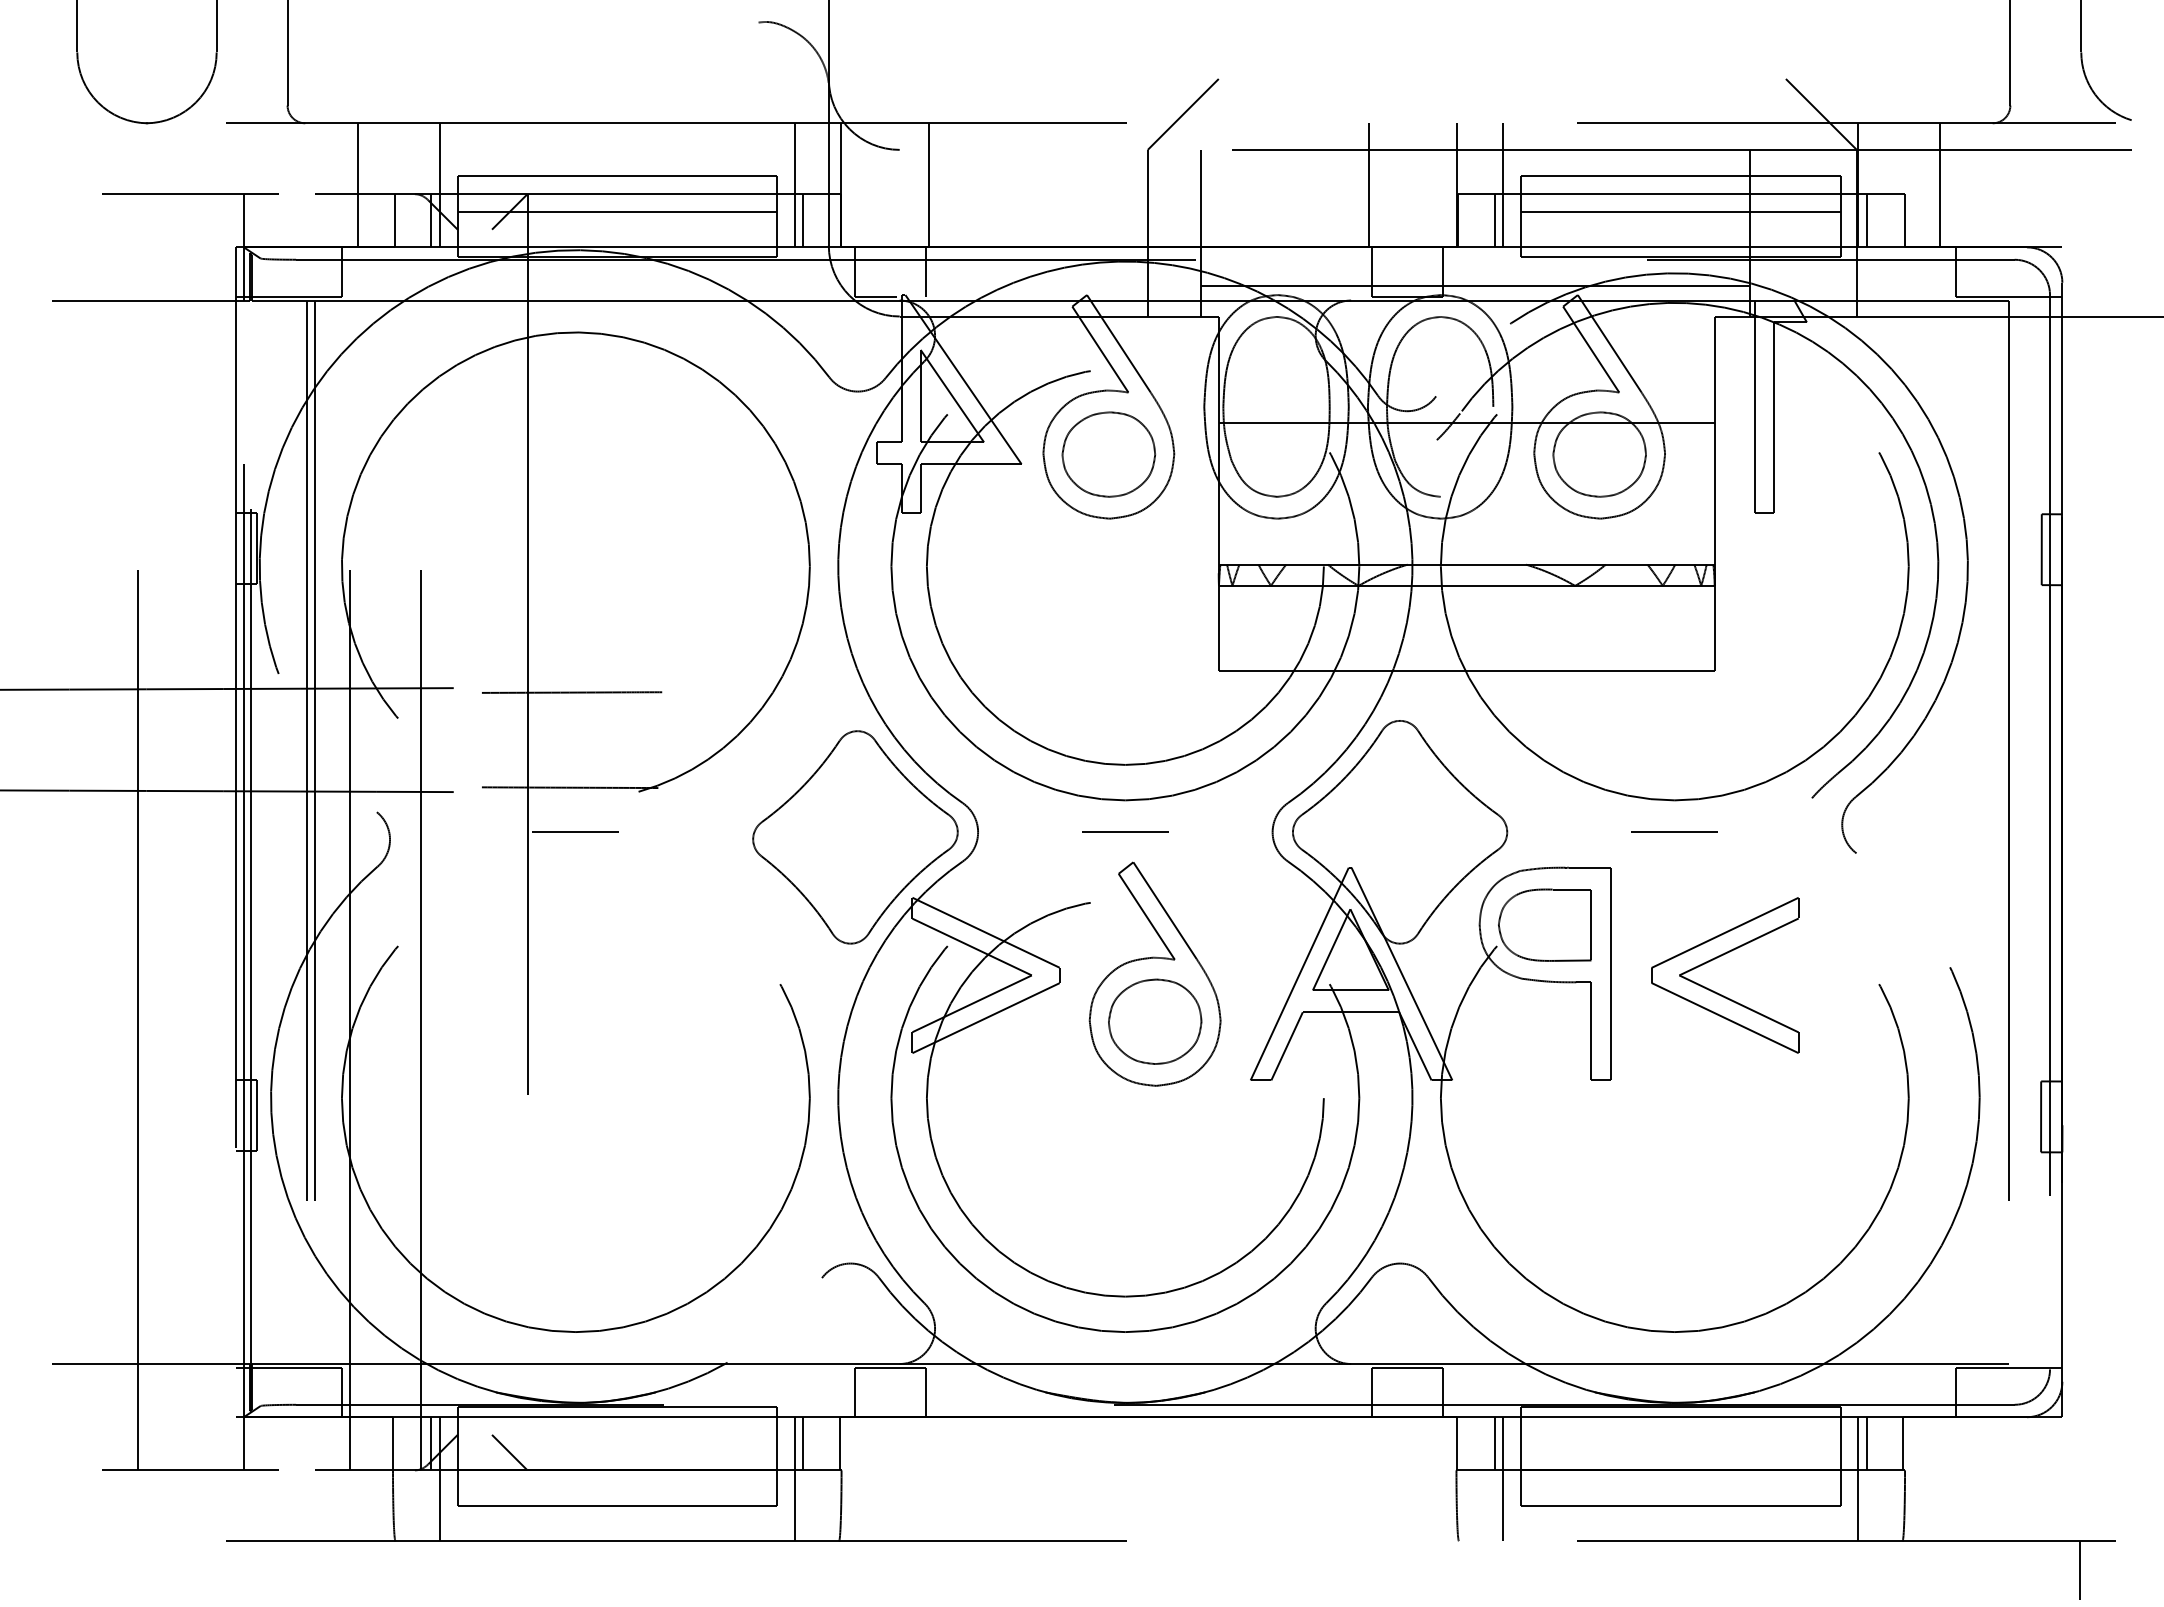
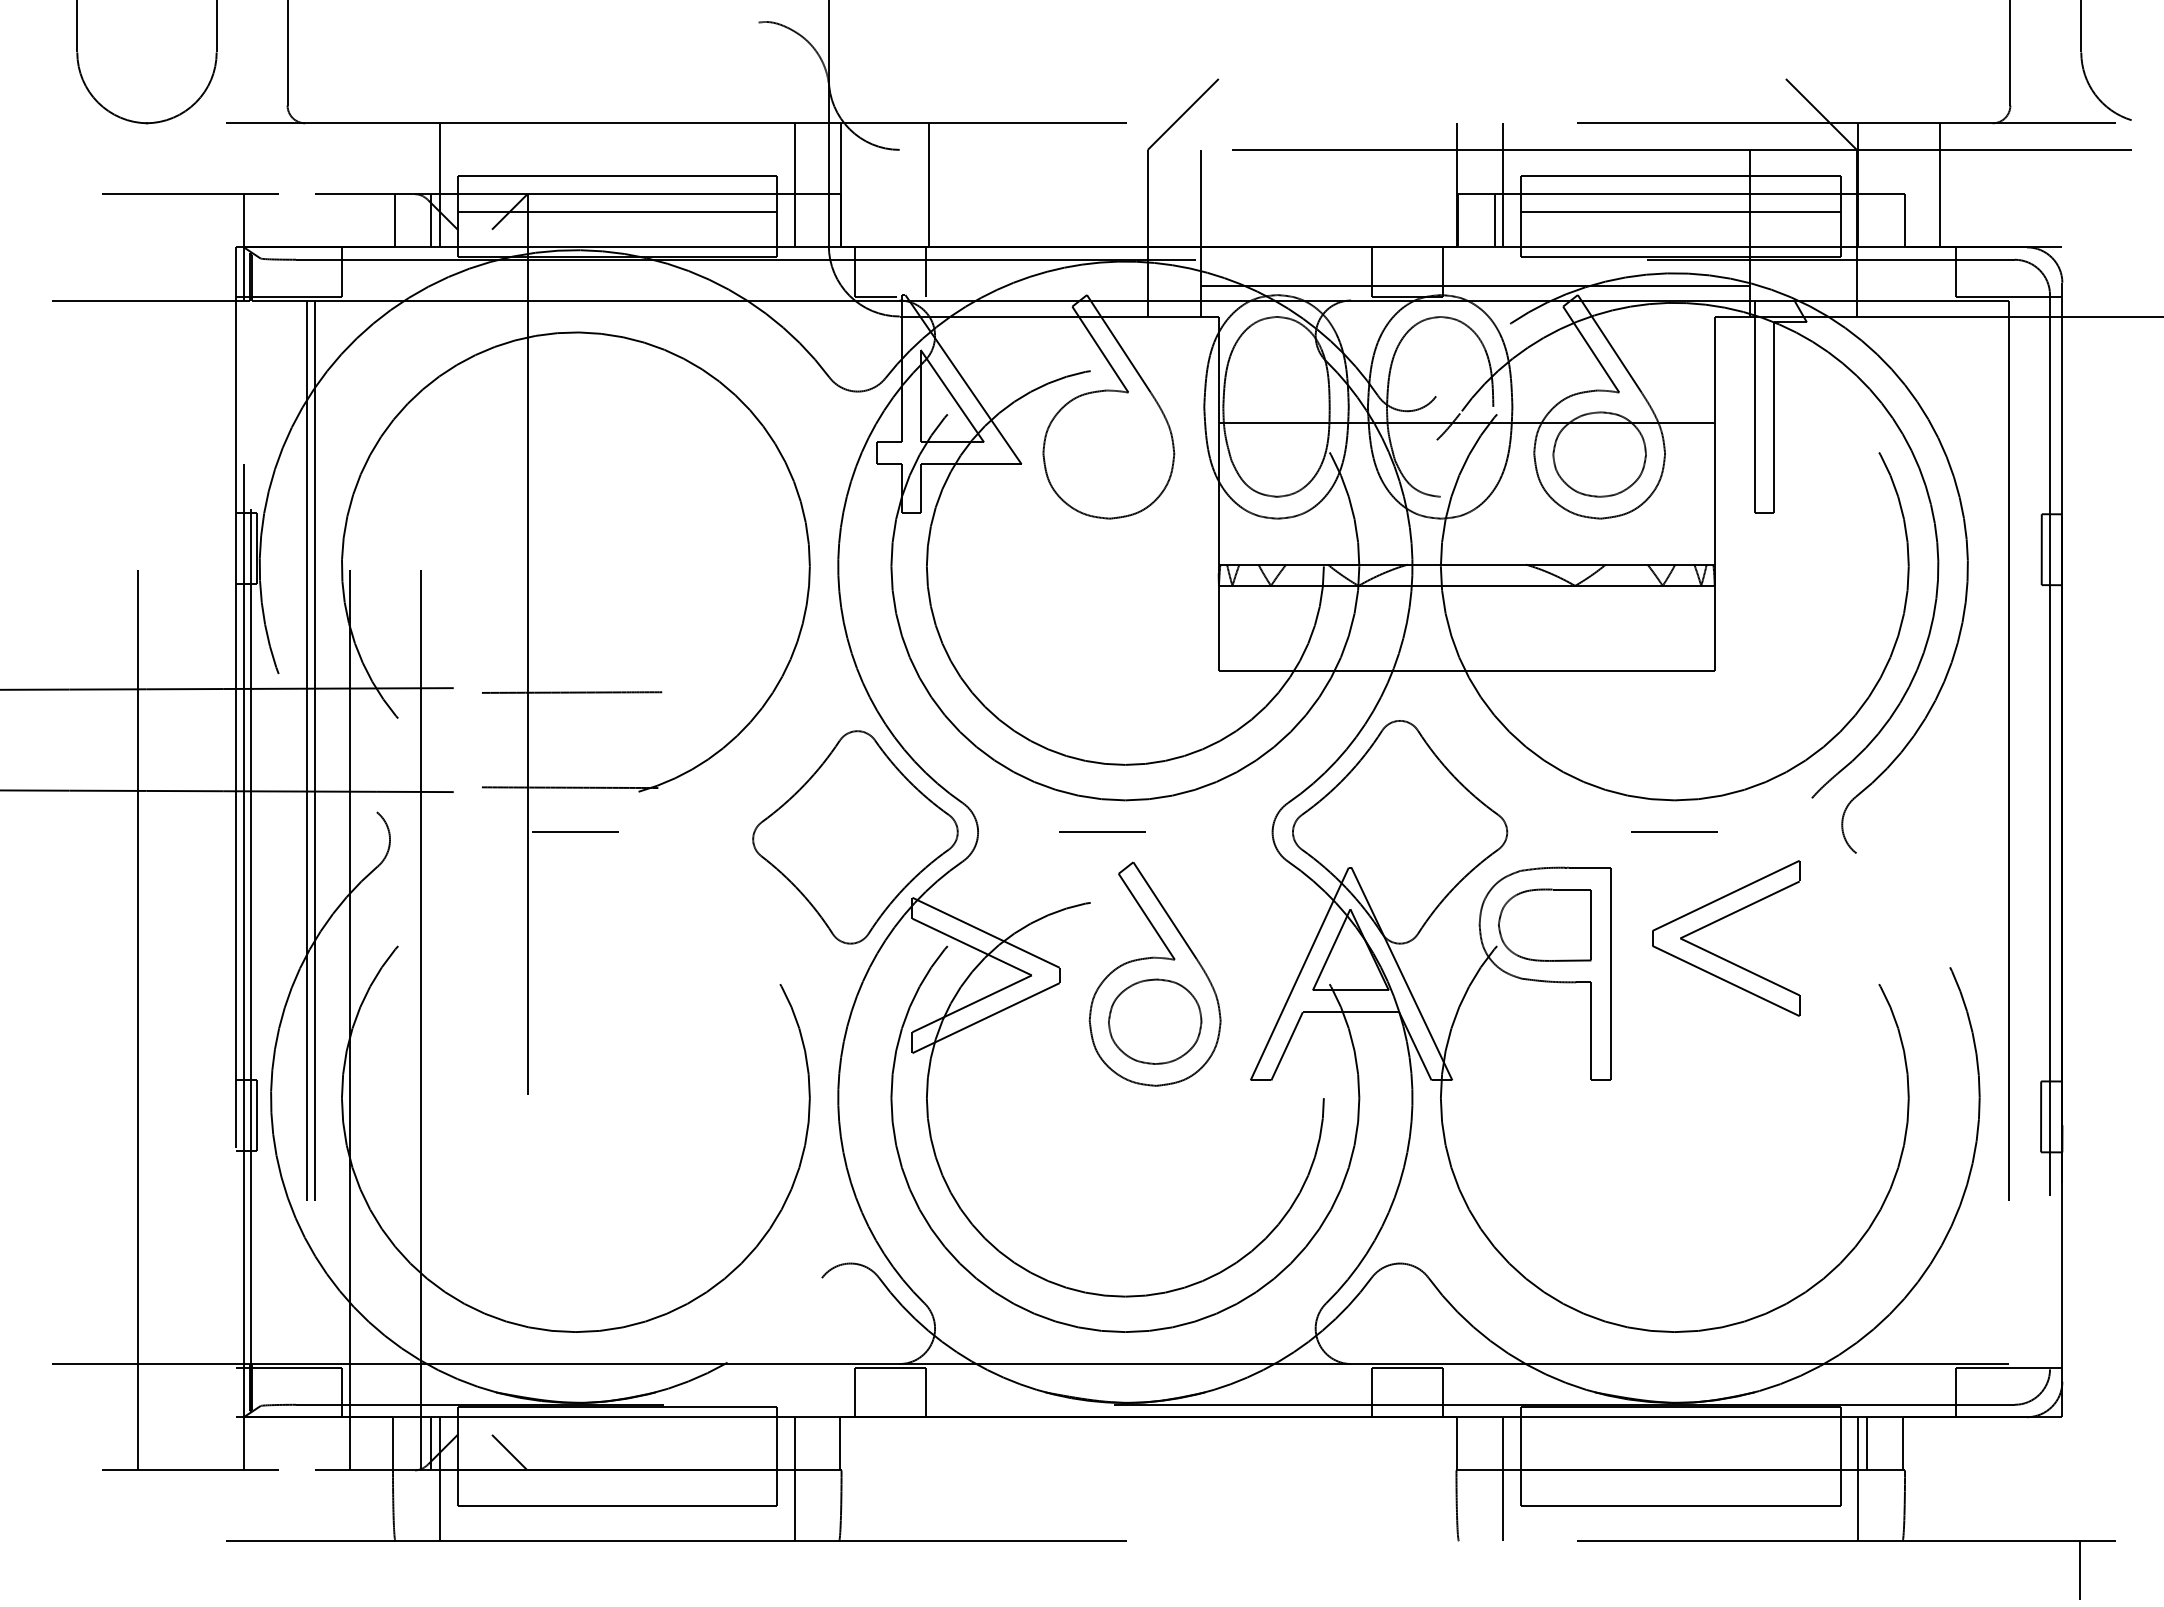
line: present -> none (358, 185)
line: present -> none (1368, 185)
line: present -> none (803, 220)
line: present -> none (1866, 220)
part: present -> none (1108, 454)
line position: (1125, 831) -> (1102, 831) (1102, 831)
part position: (1717, 958) -> (1718, 921) (1718, 921)
line: present -> none (803, 1443)
line: present -> none (1494, 1443)
